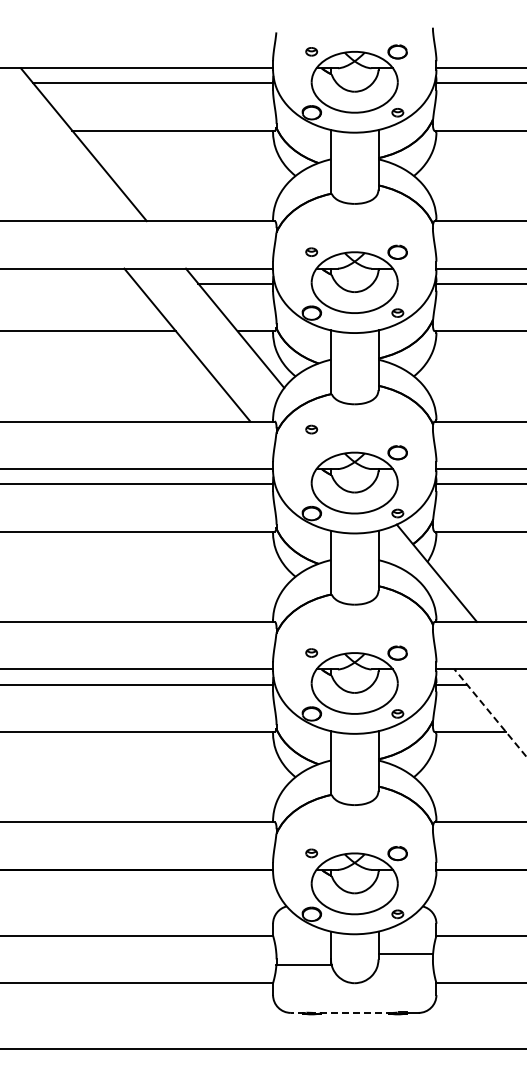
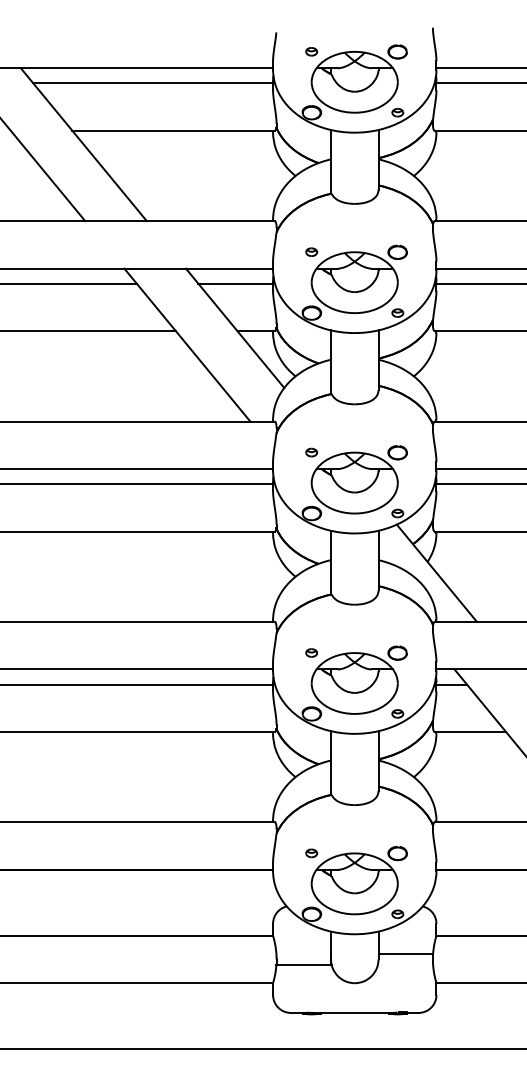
line: none -> present (43, 170)
line: none -> present (69, 283)
part position: (311, 429) -> (311, 452) (311, 452)
line: dashed -> solid (490, 713)
line: dashed -> solid (341, 1012)
